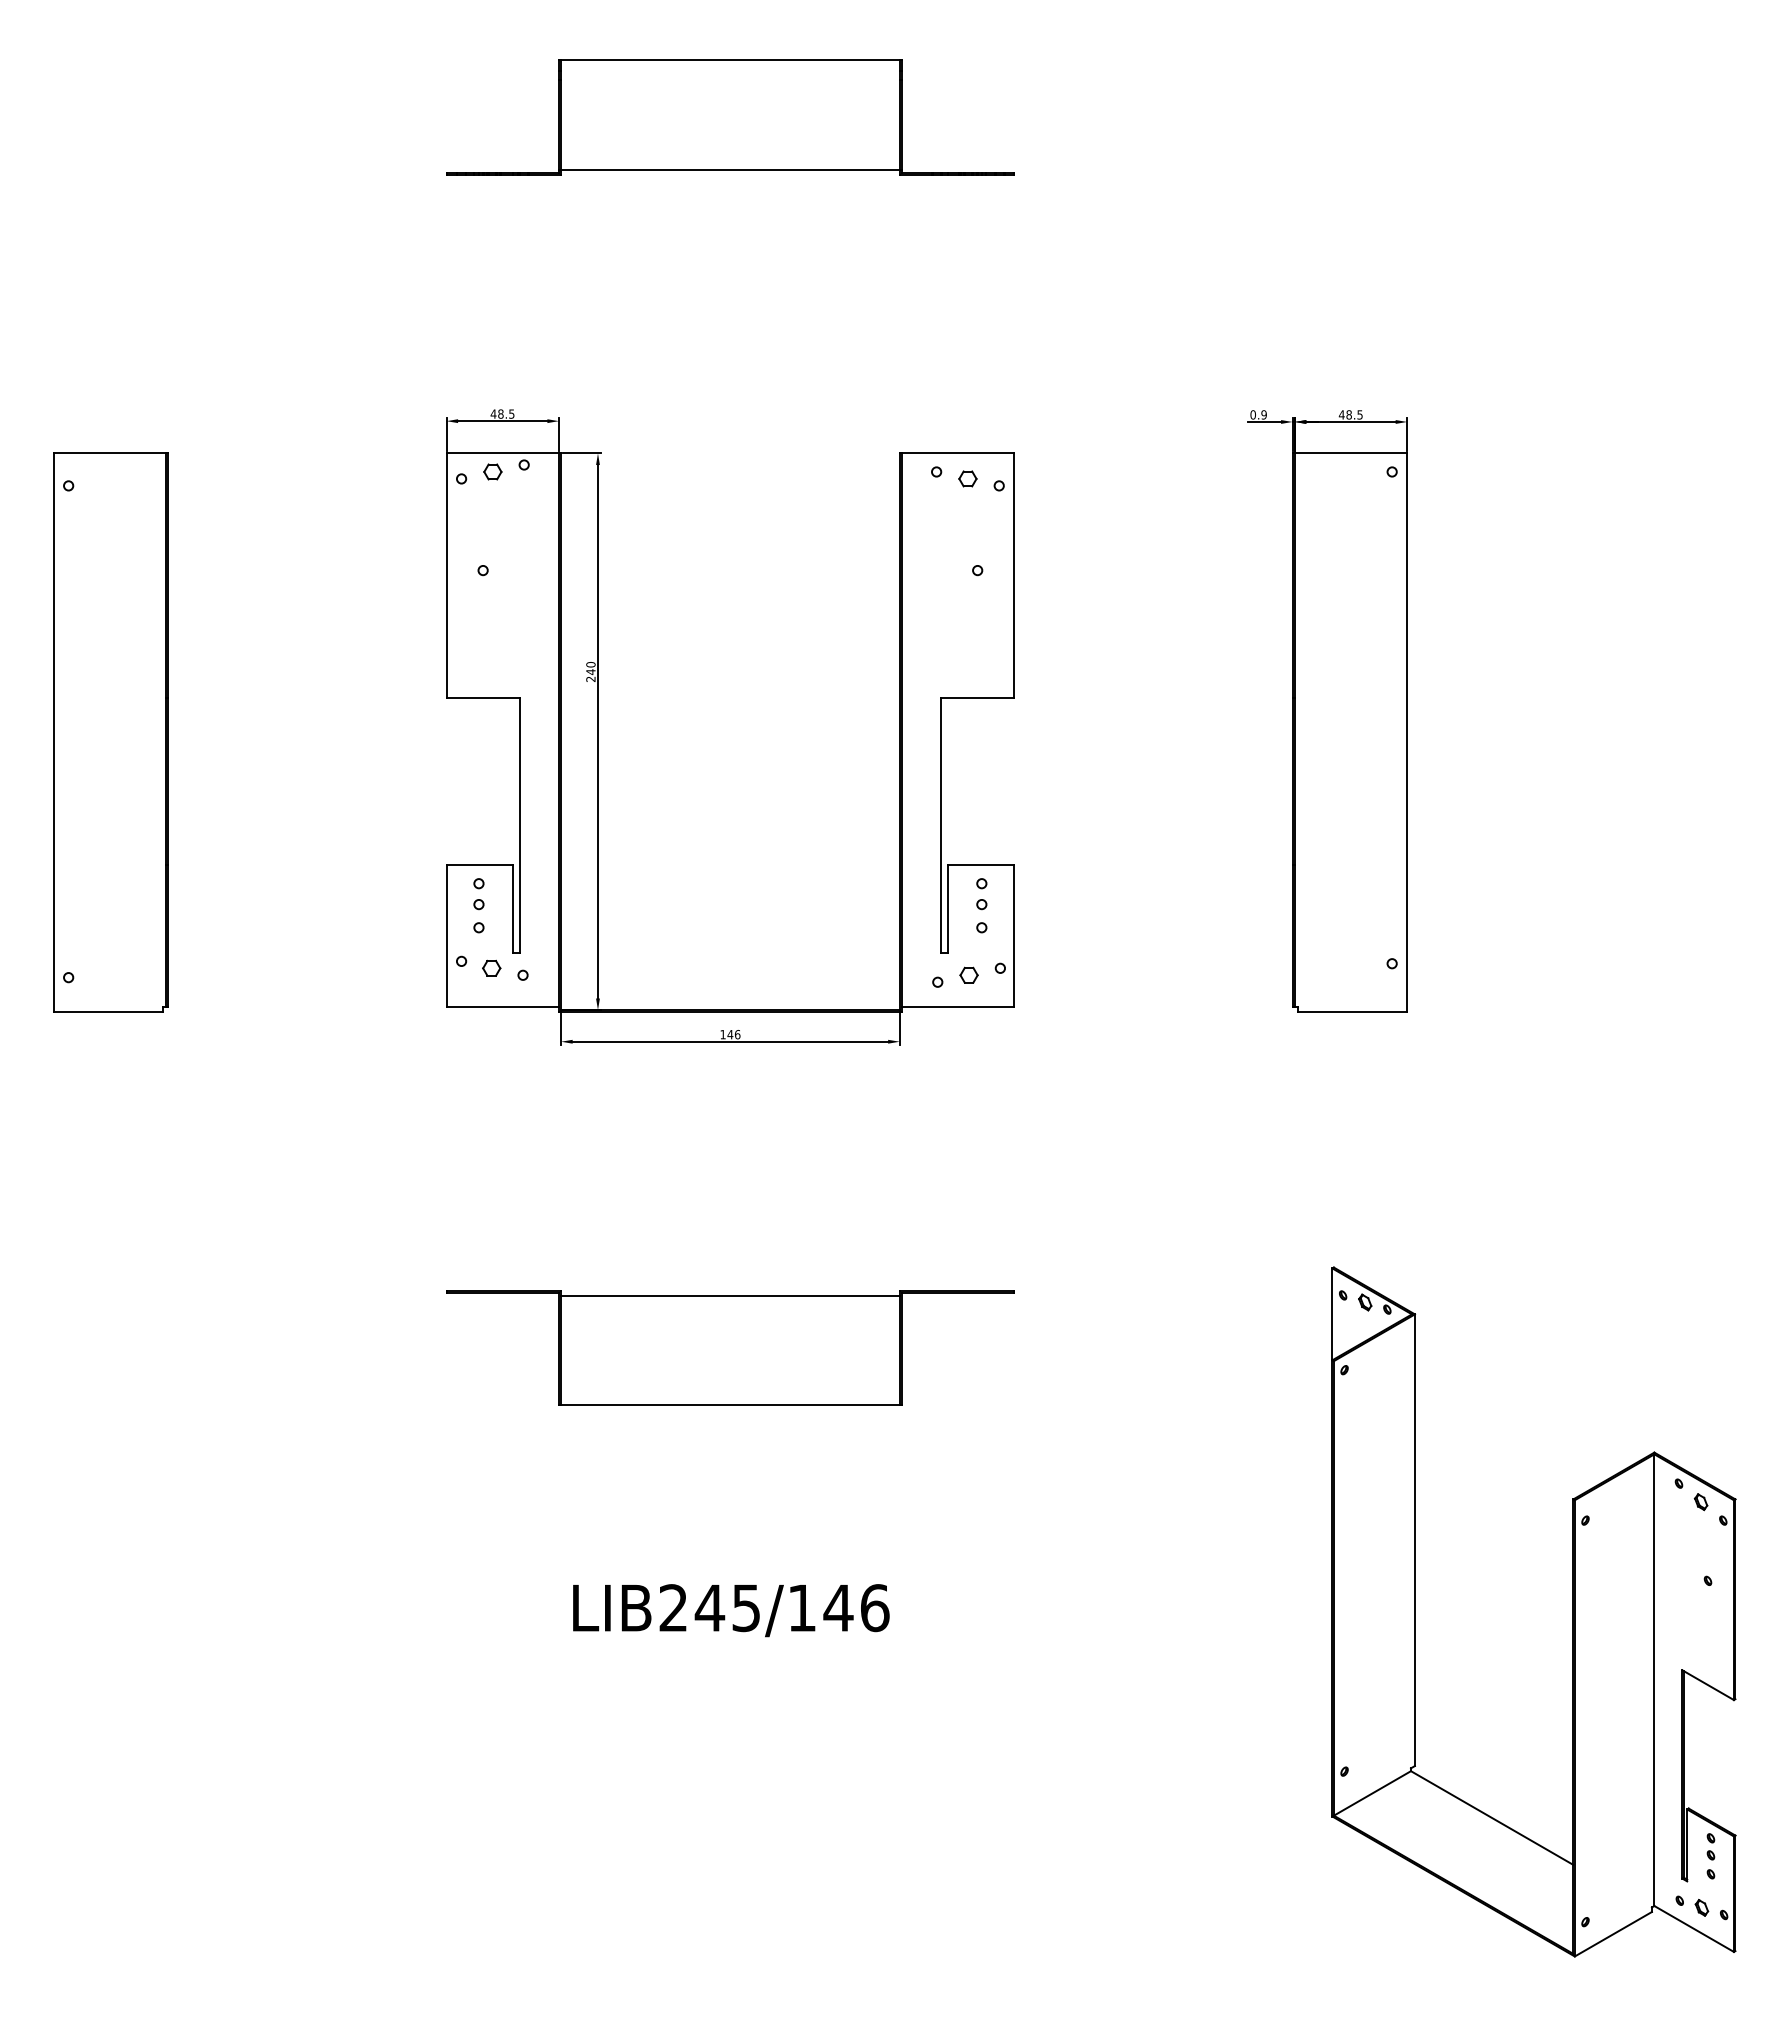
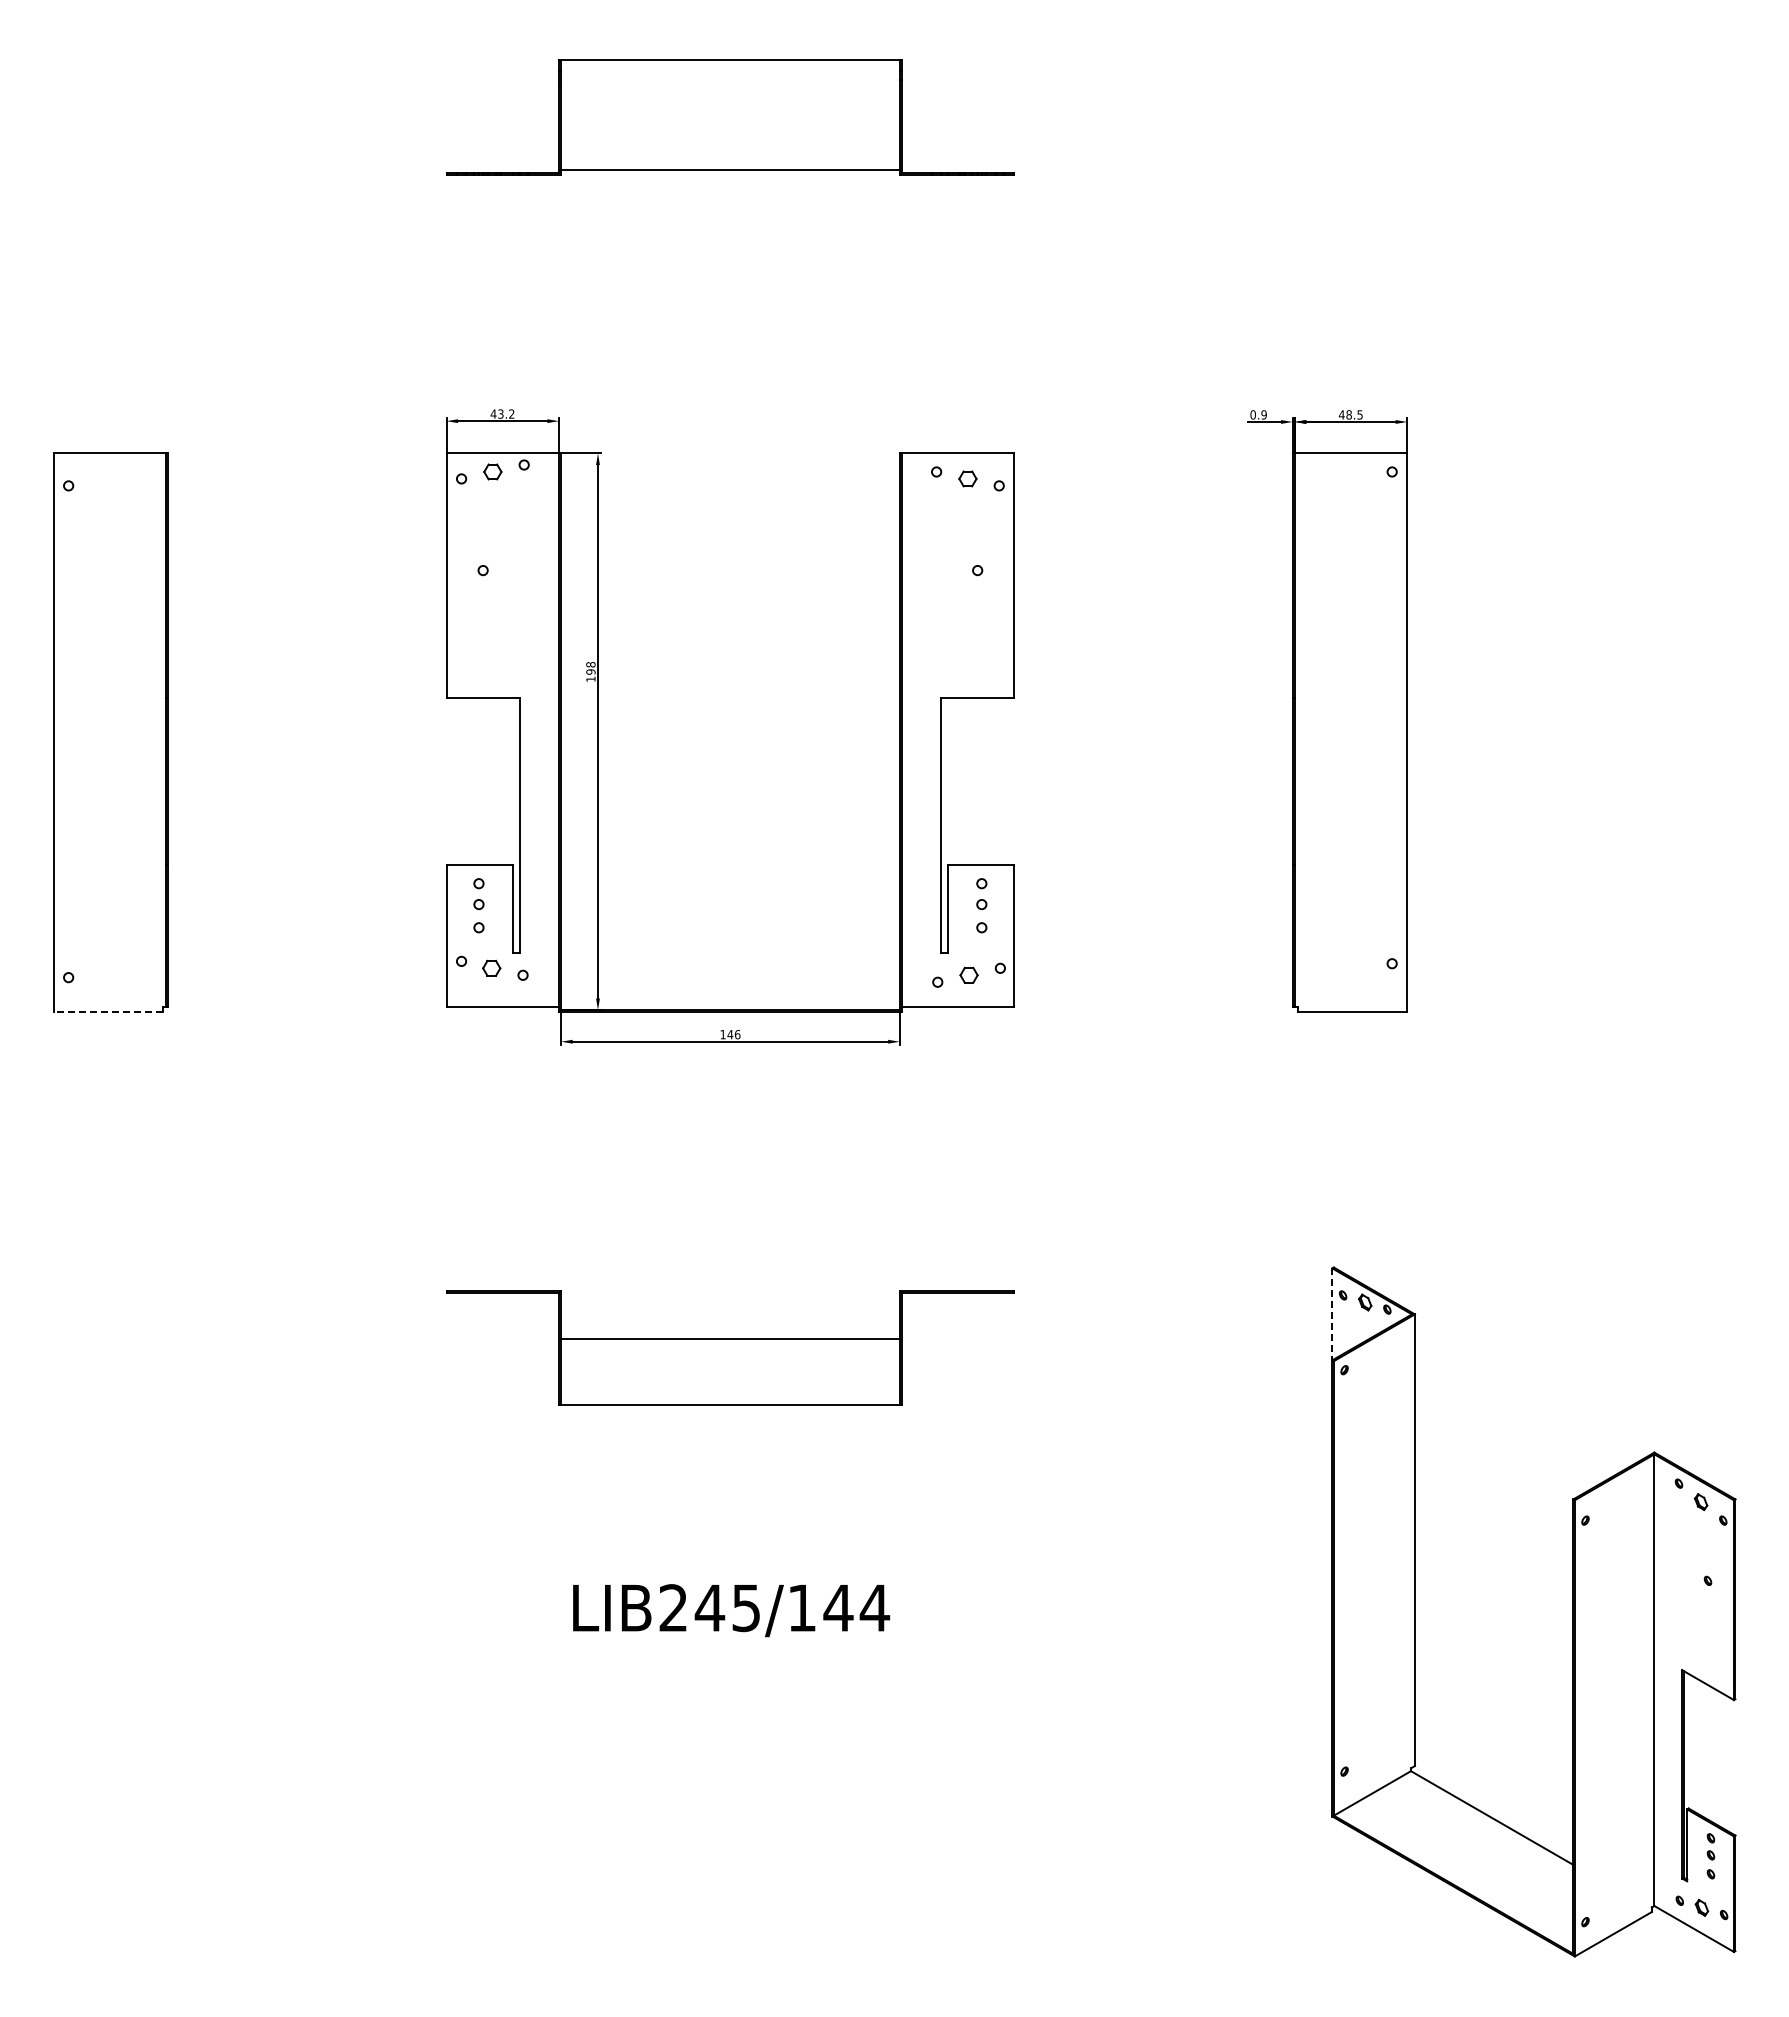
text: 48.5 -> 43.2 (506, 413)
text: 240 -> 198 (590, 671)
line: solid -> dashed (108, 1012)
line position: (730, 1296) -> (730, 1339) (730, 1339)
line: solid -> dashed (1332, 1314)
text: LIB245/146 -> LIB245/144 (874, 1608)
